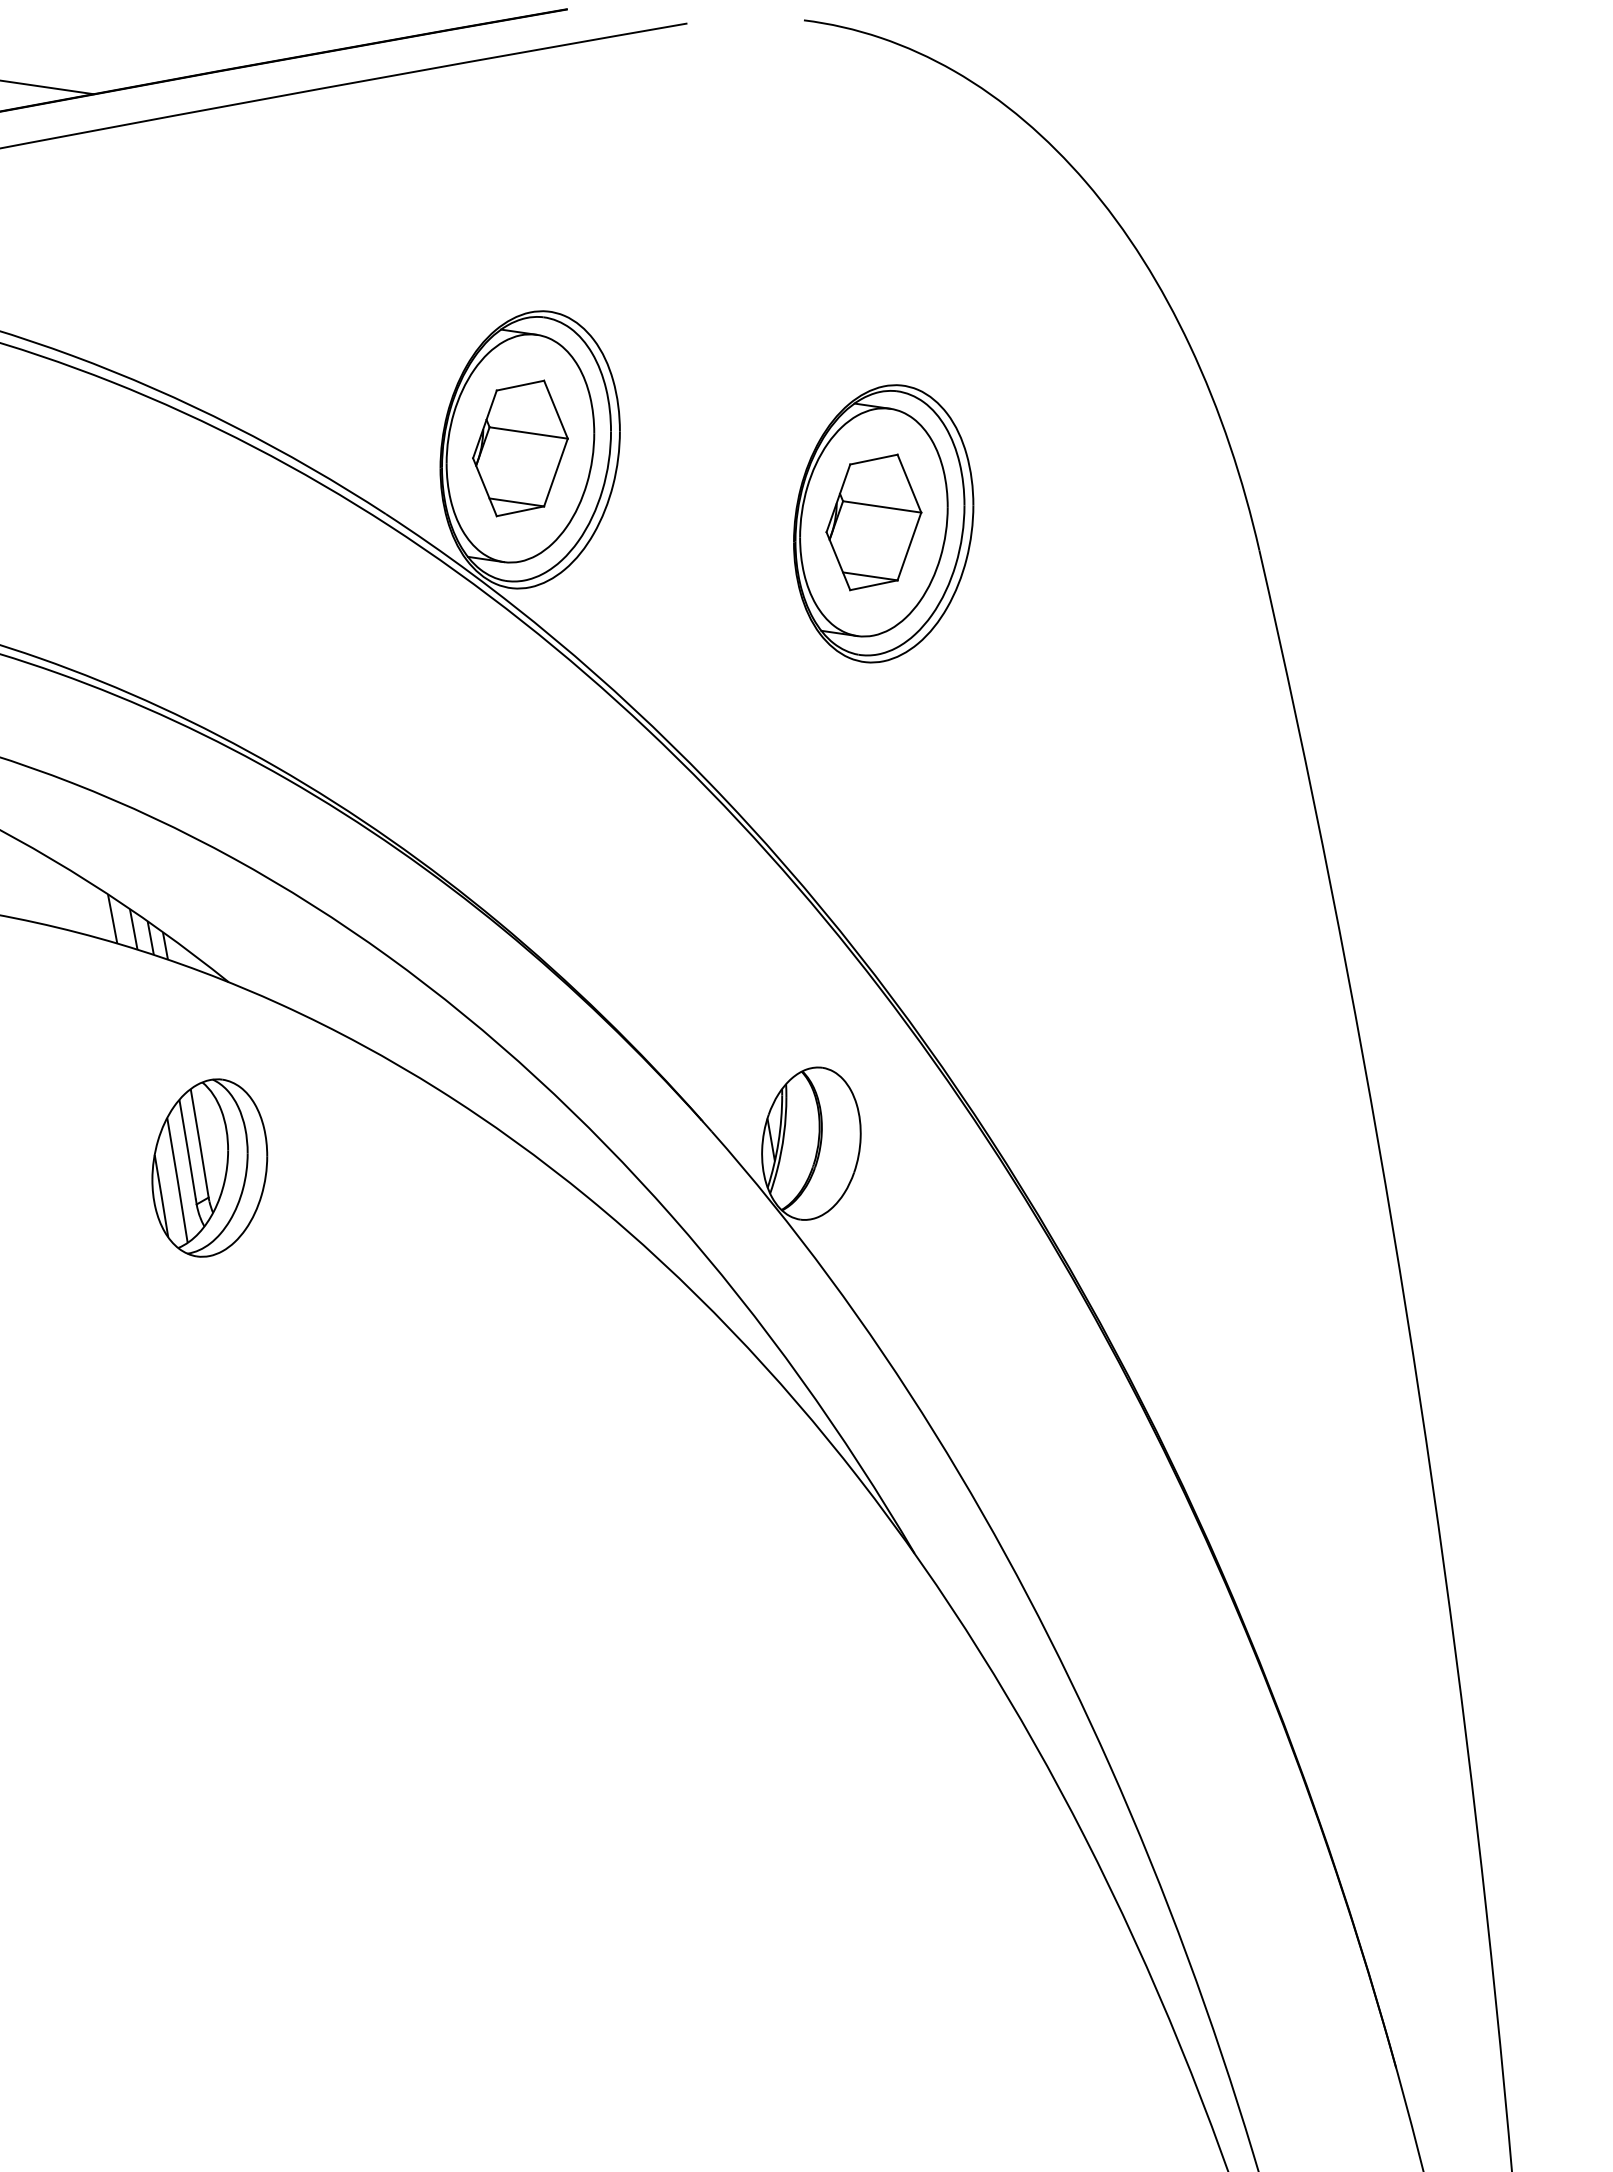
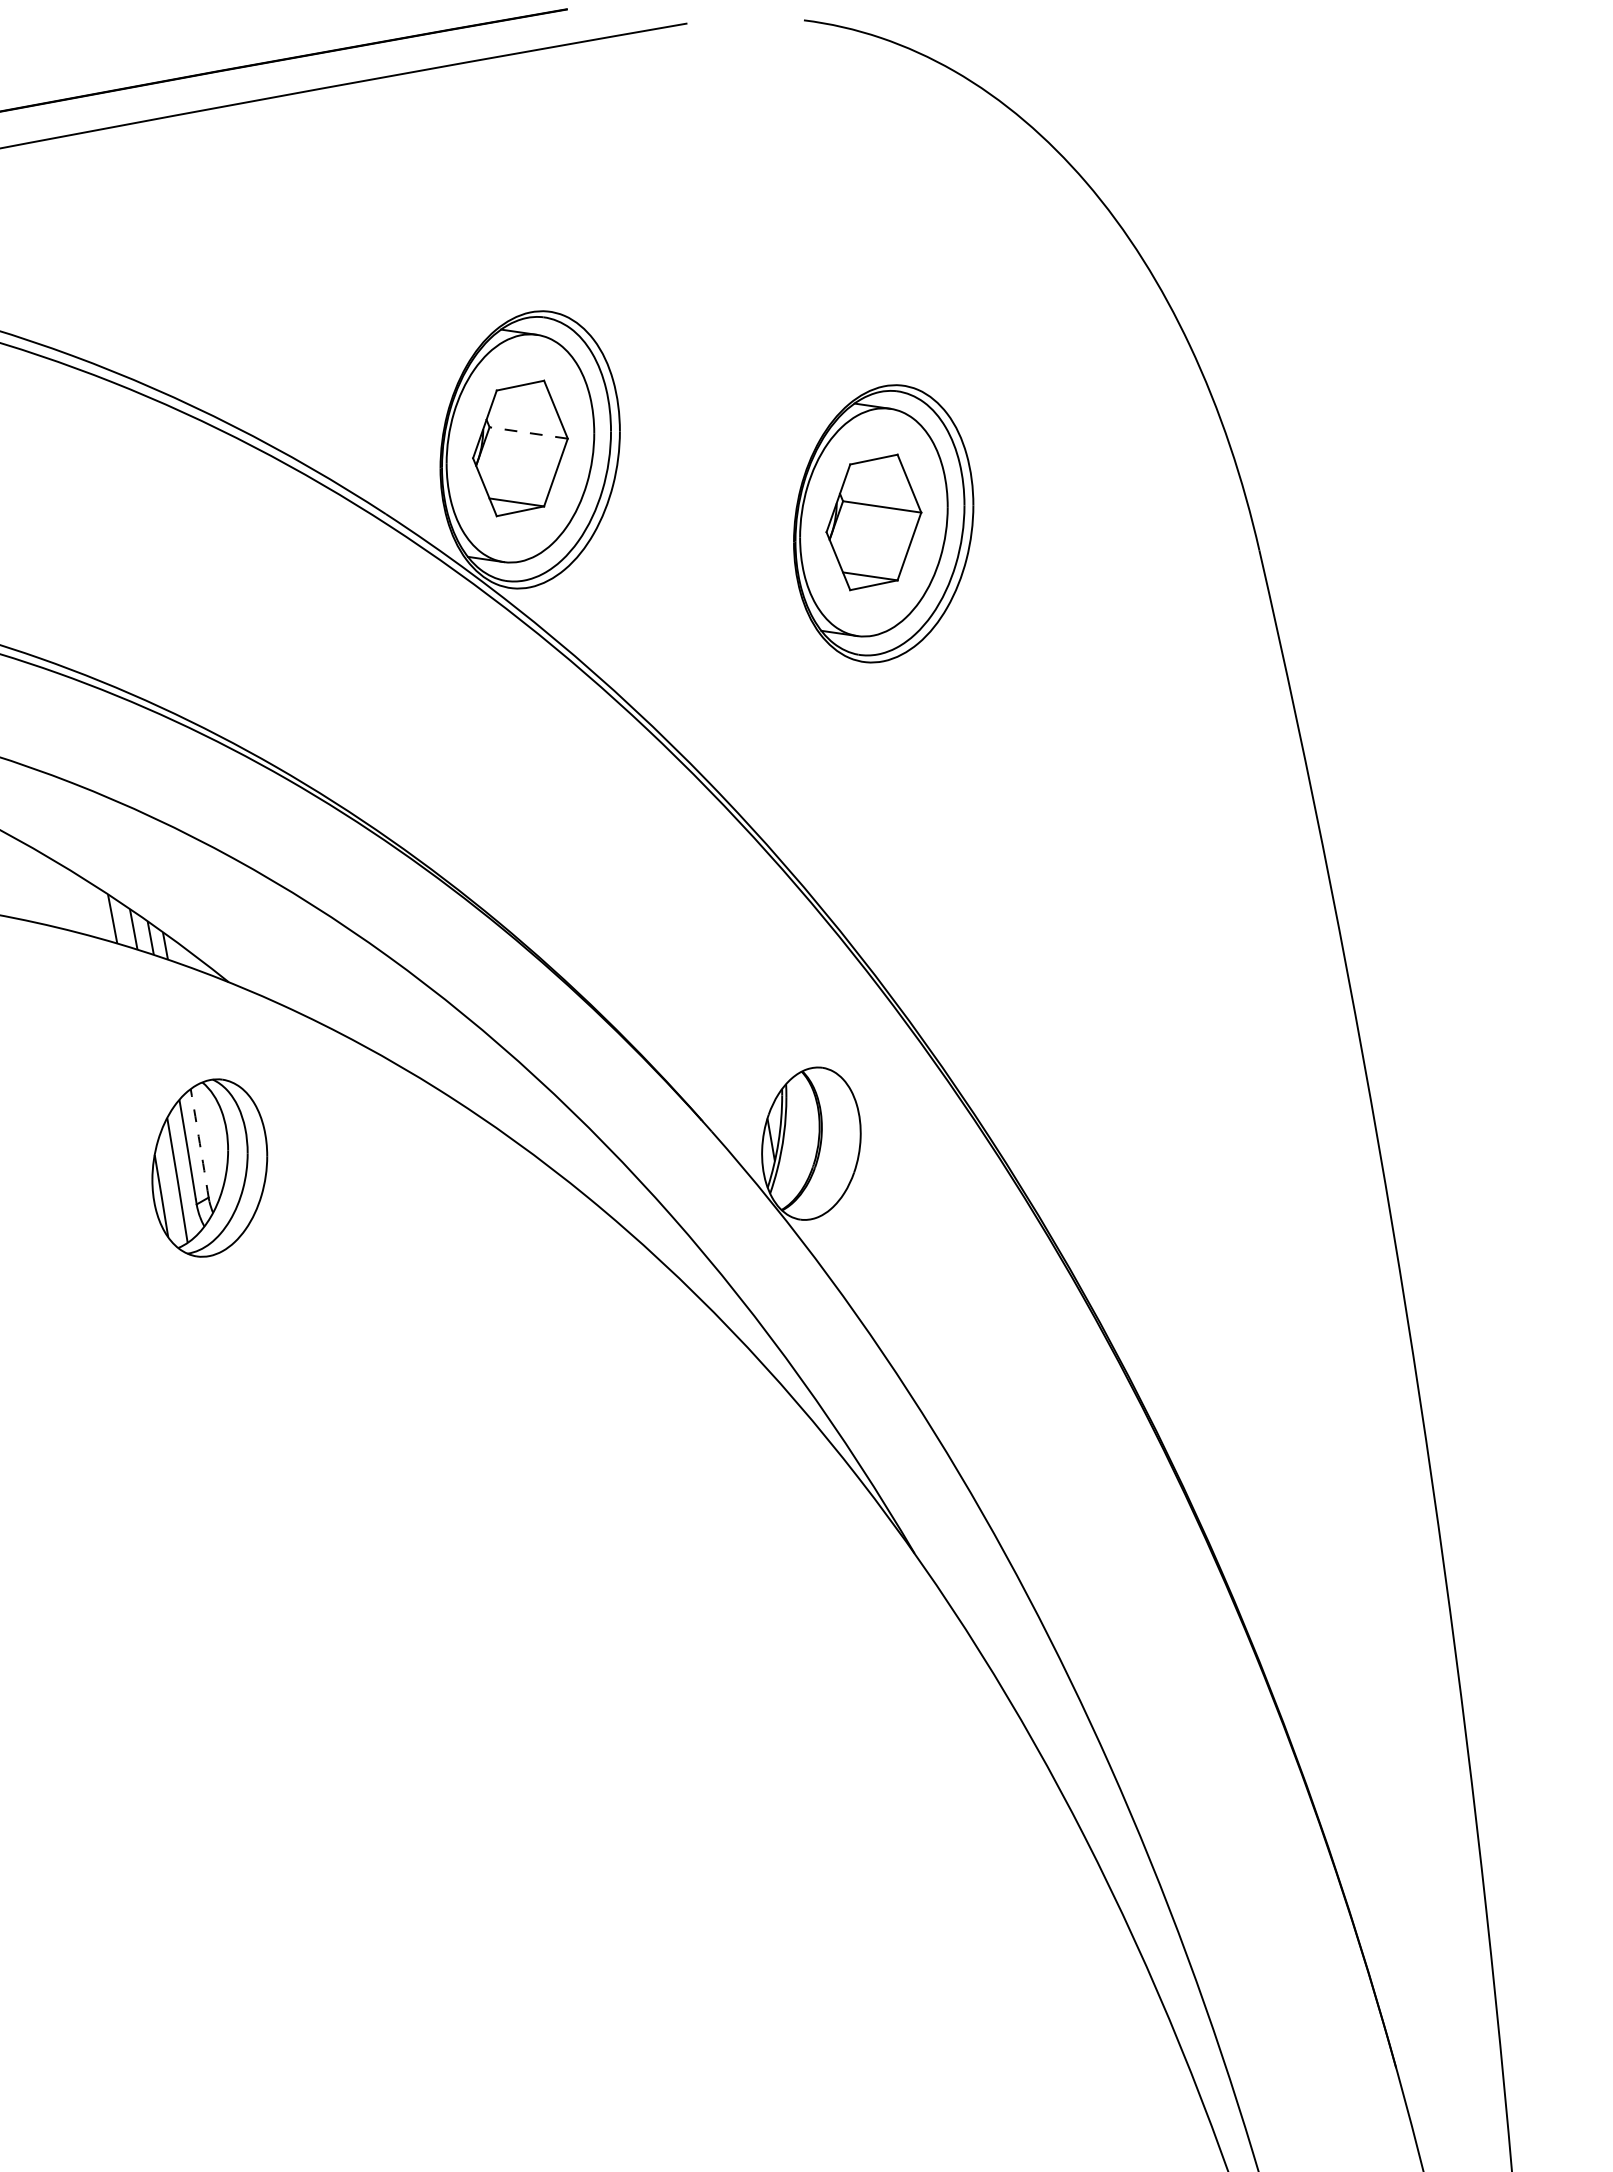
line: present -> none (47, 87)
line: solid -> dashed (528, 432)
arc: solid -> dashed (199, 1143)
